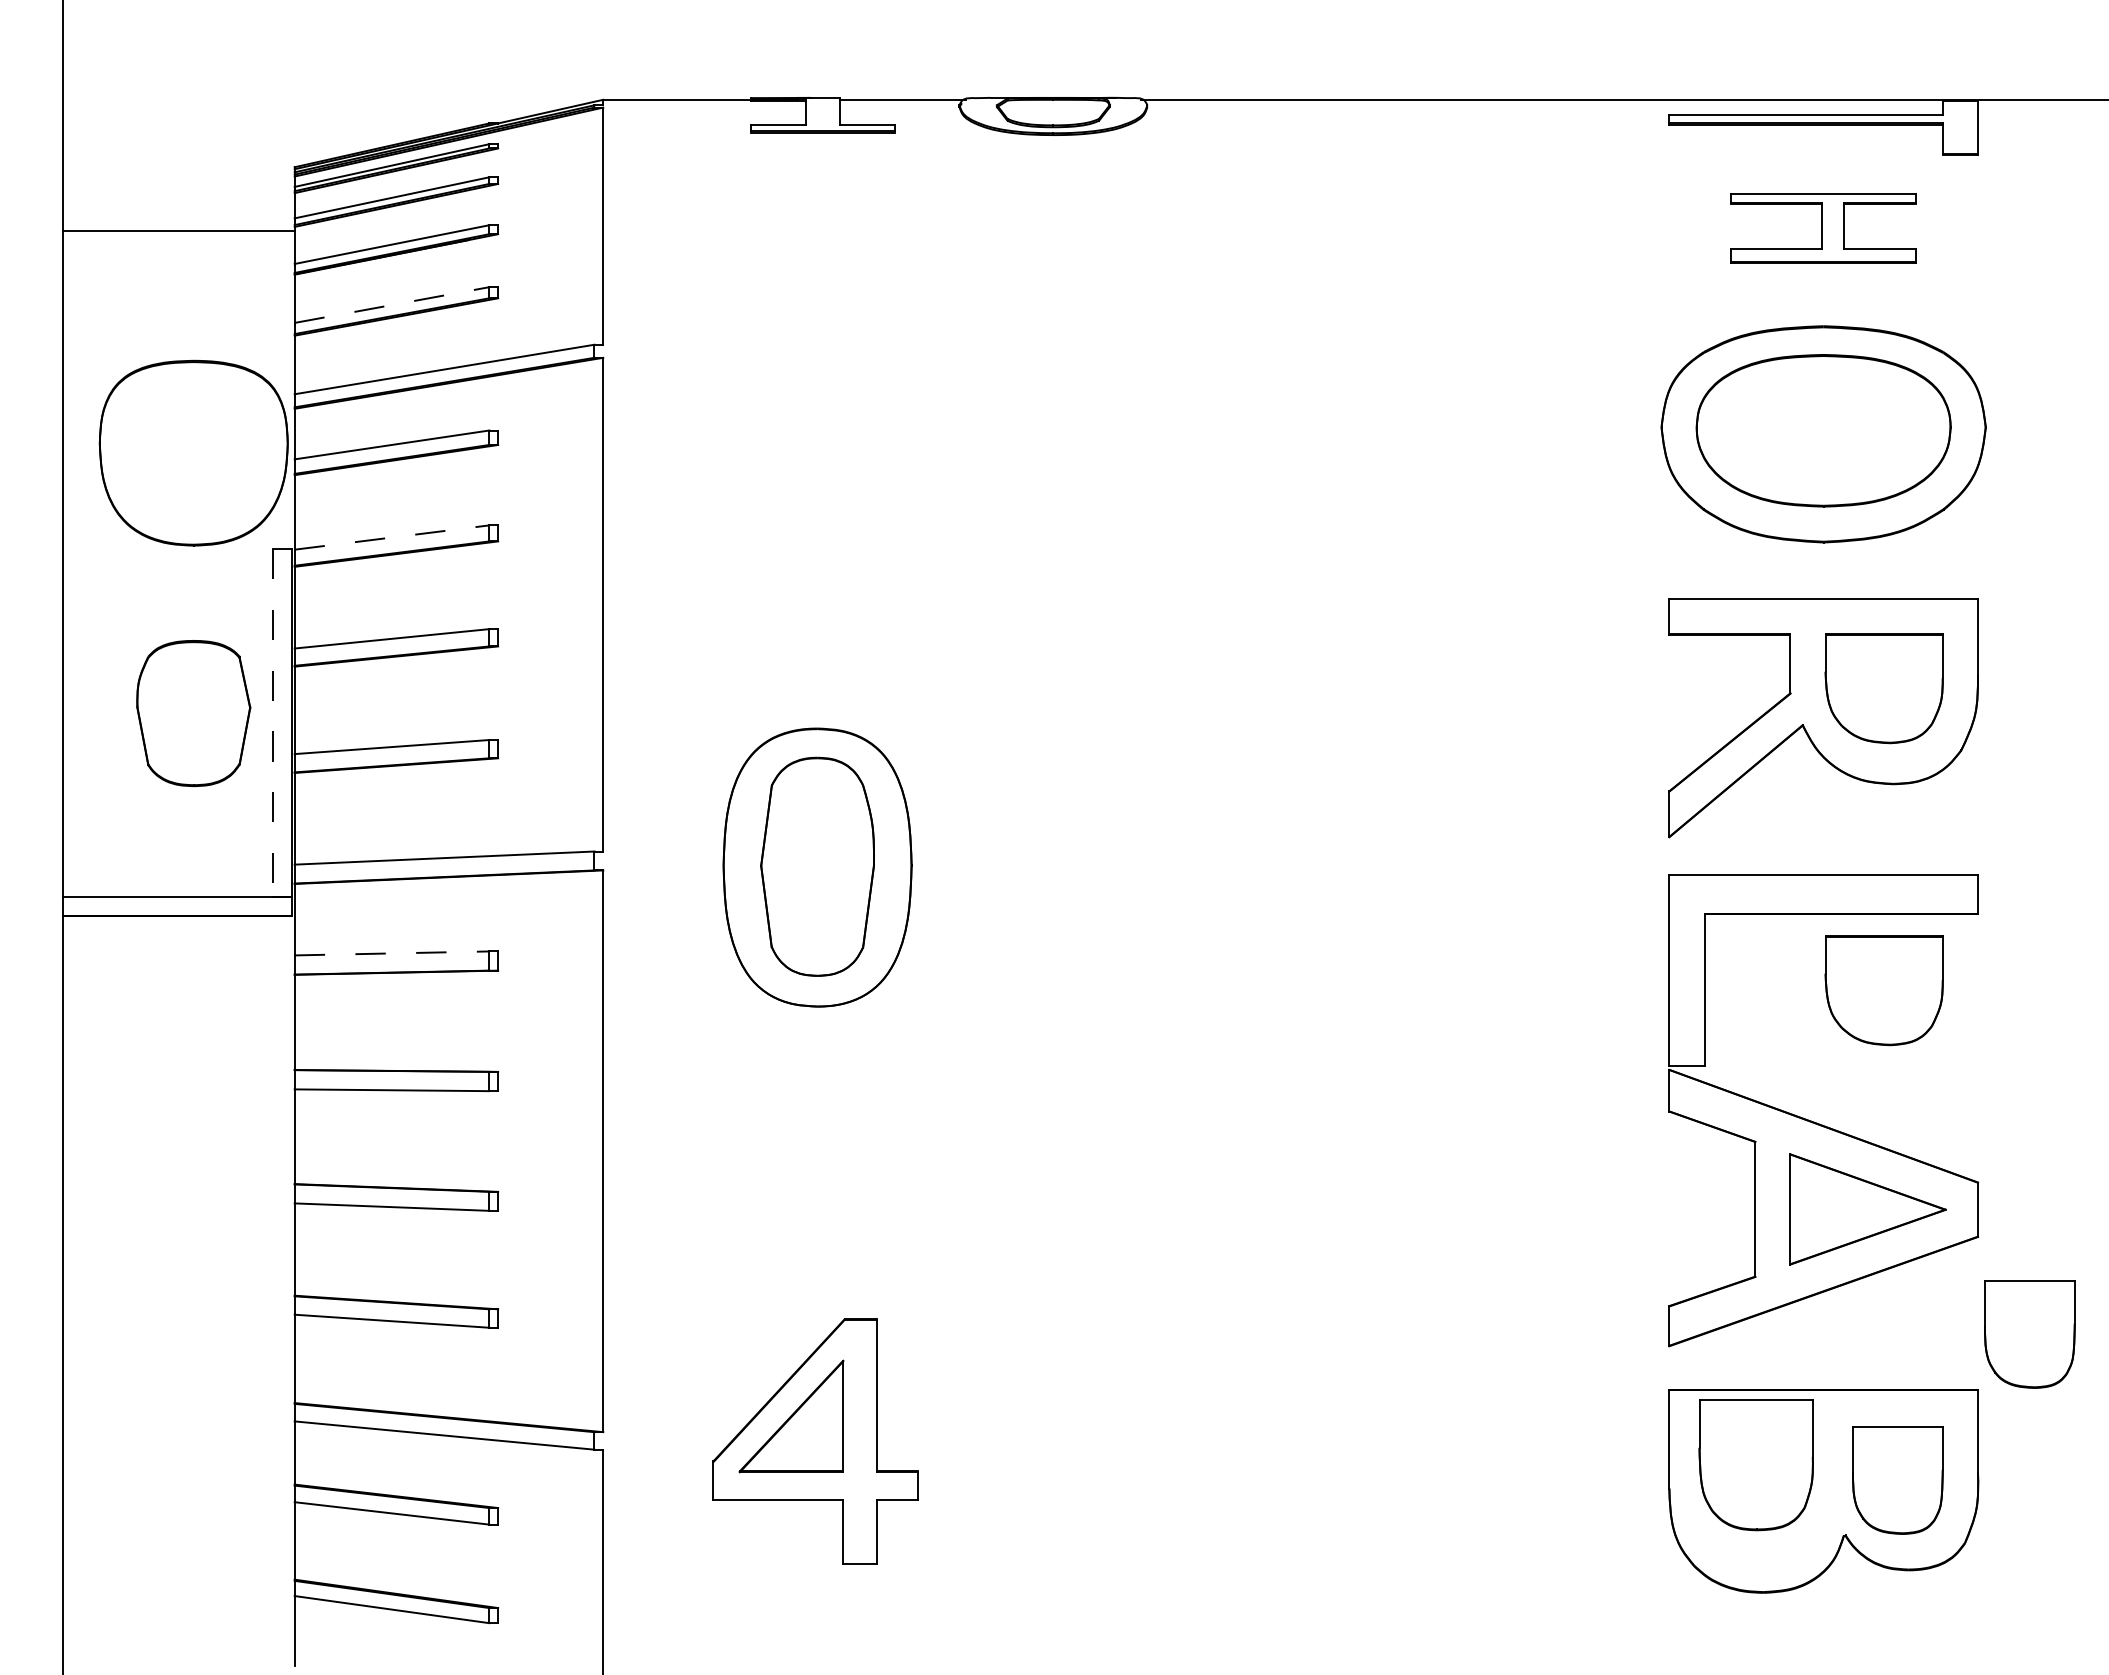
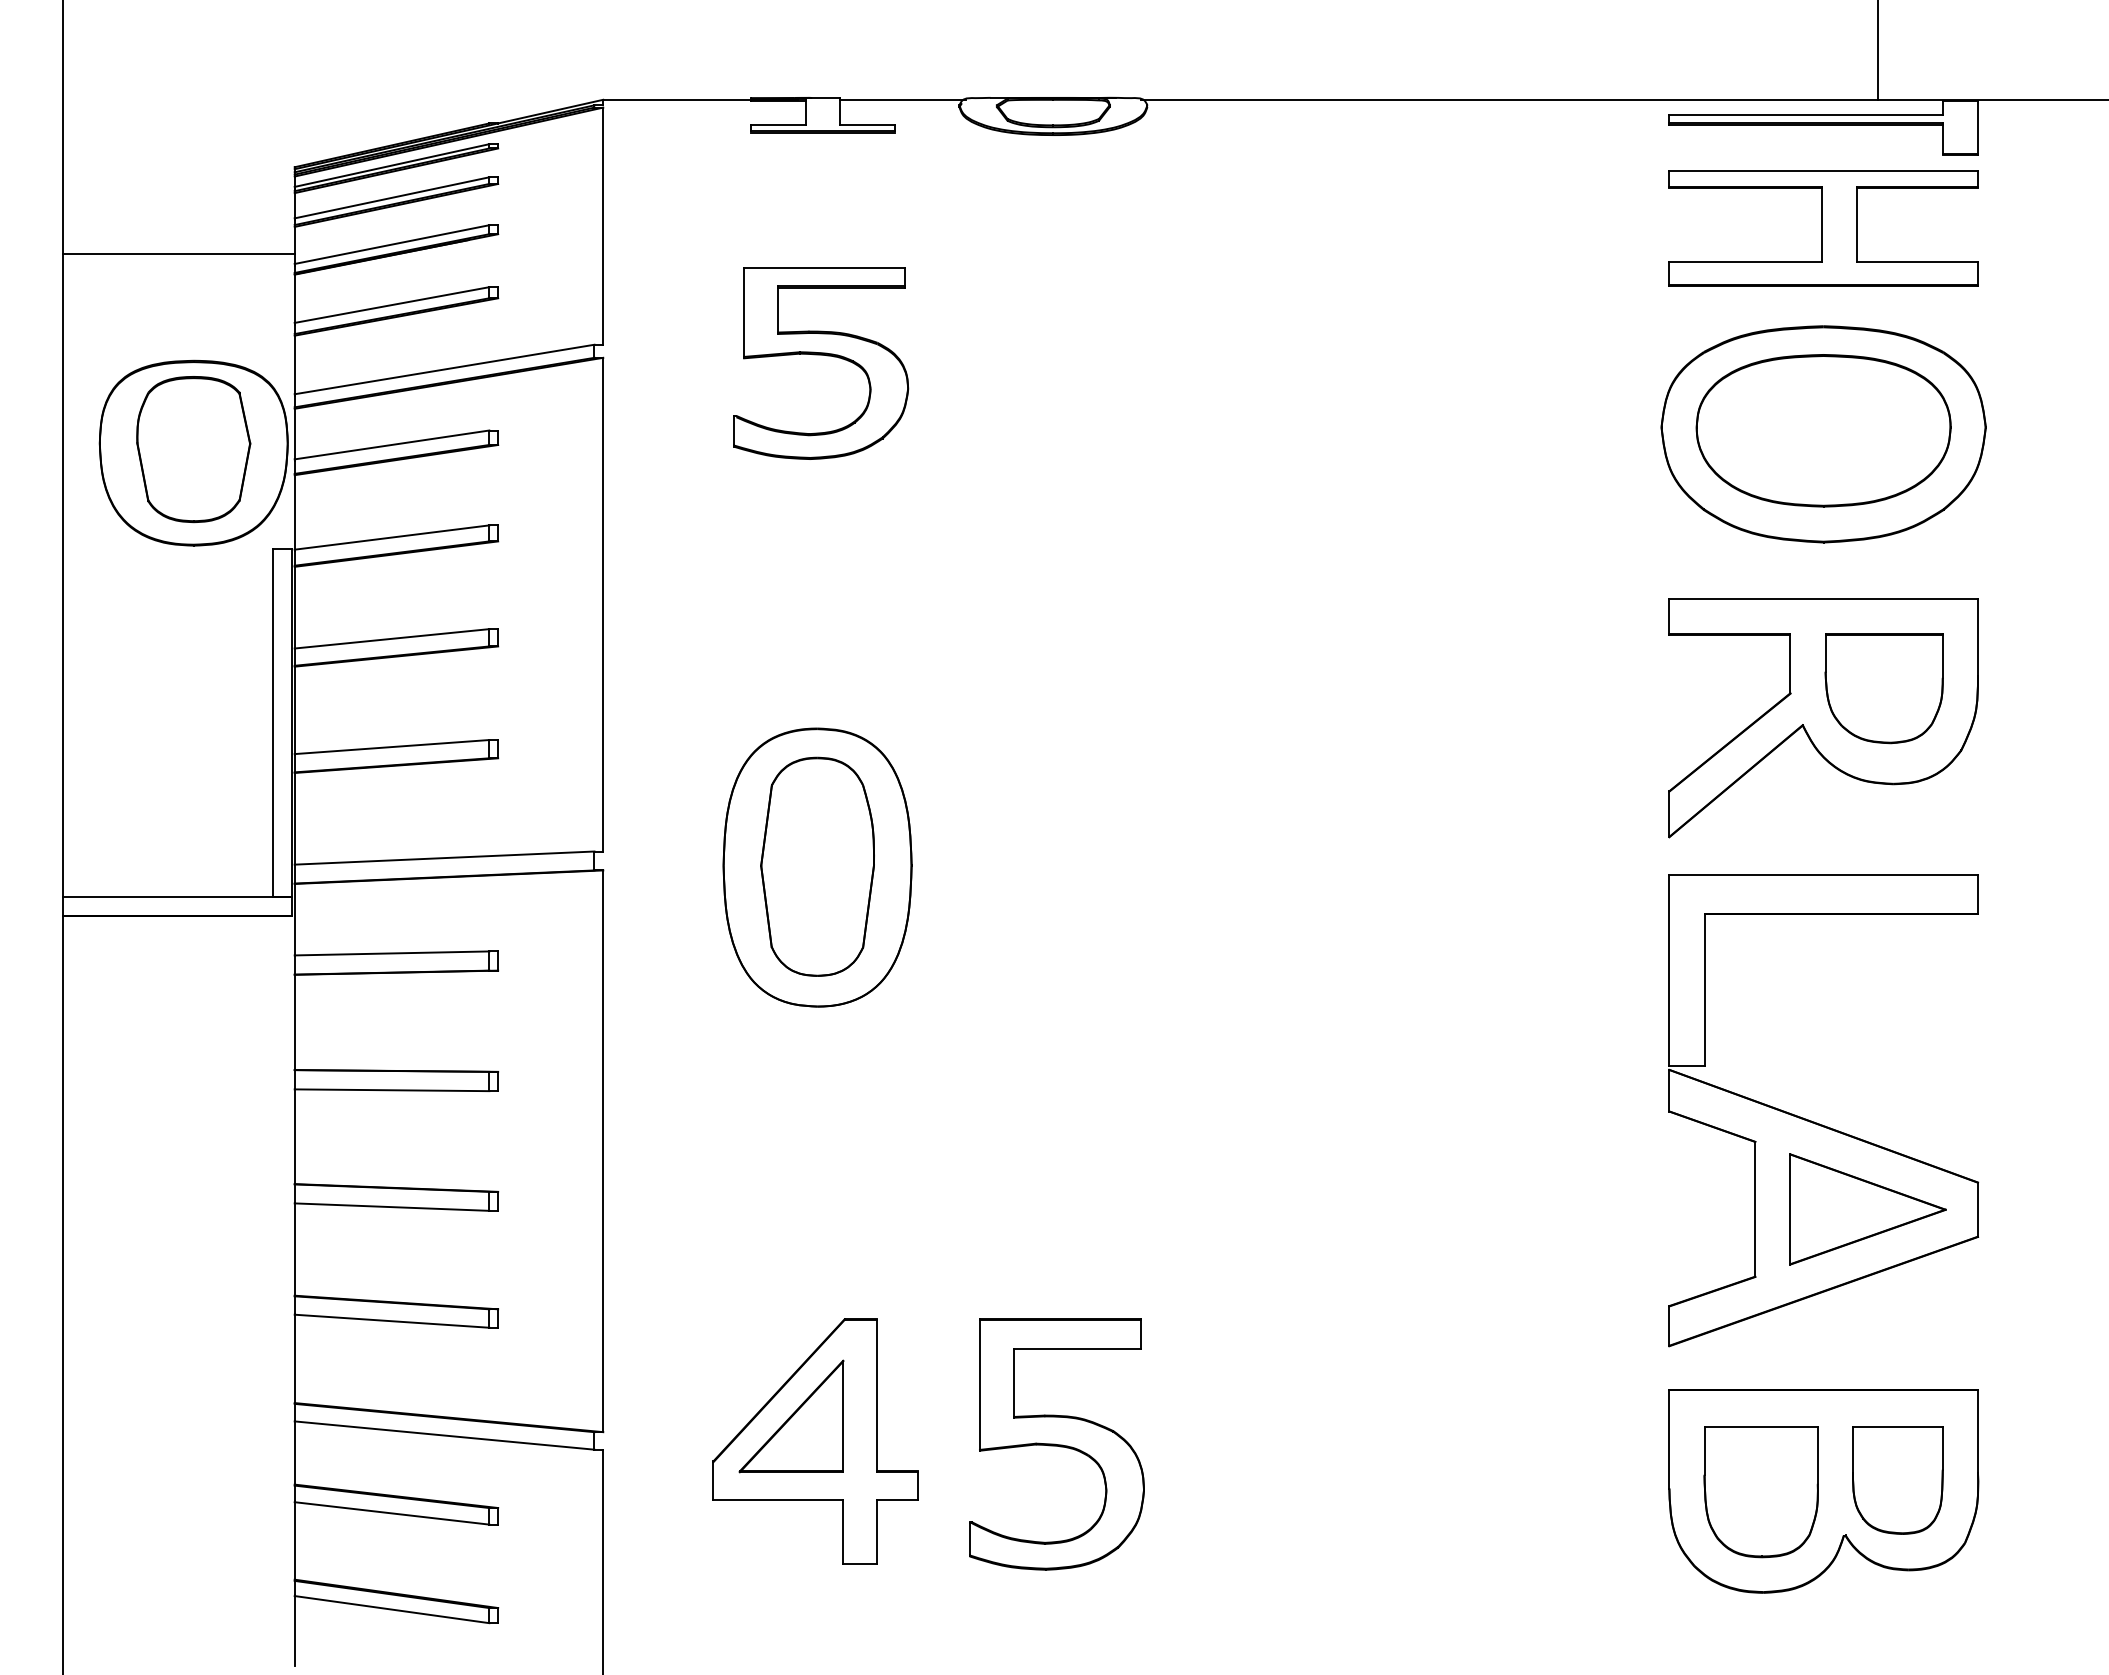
line: none -> present (1877, 50)
part size: 187x71 px -> 311x117 px (1823, 228)
line position: (178, 231) -> (178, 254) (178, 254)
line: dashed -> solid (392, 305)
part: none -> present (821, 355)
line: dashed -> solid (392, 537)
part position: (193, 713) -> (193, 449) (193, 449)
line: dashed -> solid (272, 722)
line: dashed -> solid (392, 953)
part: present -> none (1883, 990)
part: present -> none (2029, 1334)
part: none -> present (1056, 1444)
part position: (1755, 1465) -> (1760, 1492) (1760, 1492)
